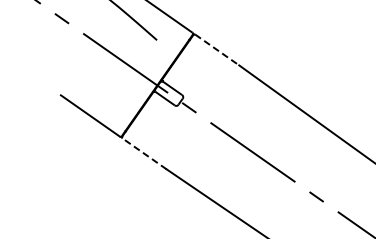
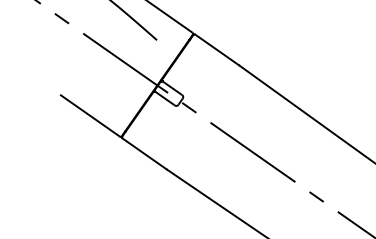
line: dashed -> solid (217, 50)
line: dashed -> solid (144, 153)
